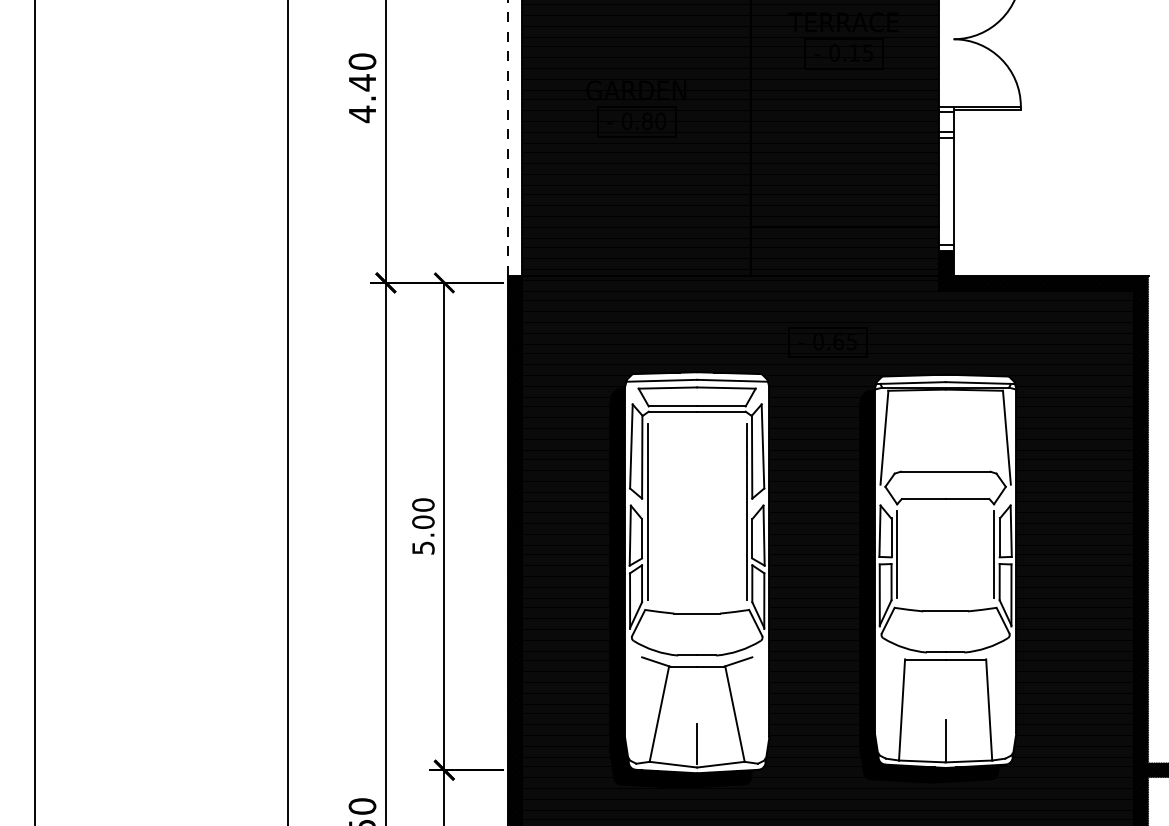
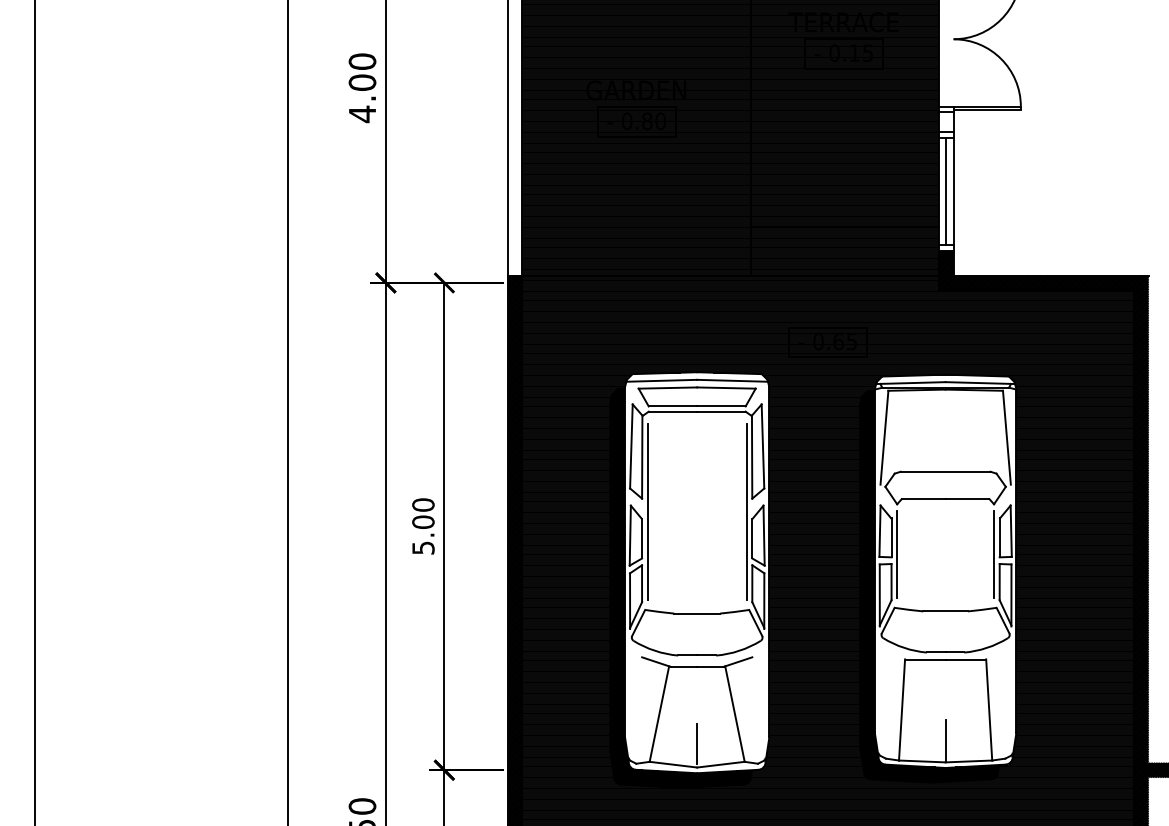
text: 4.40 -> 4.00 (362, 82)
line: dashed -> solid (507, 137)
line: none -> present (946, 191)
